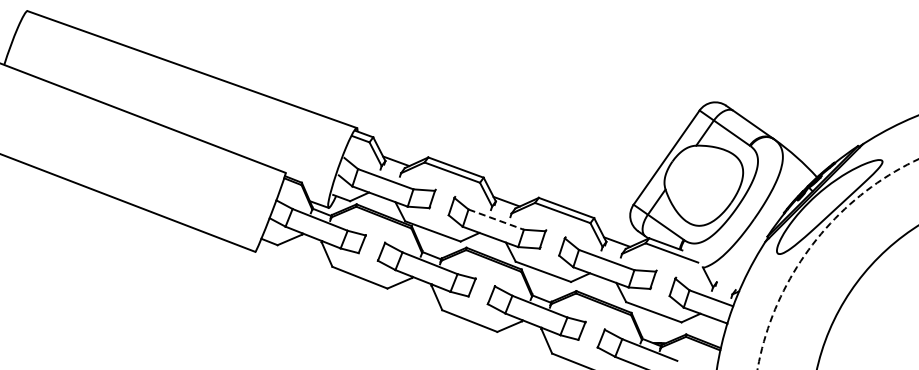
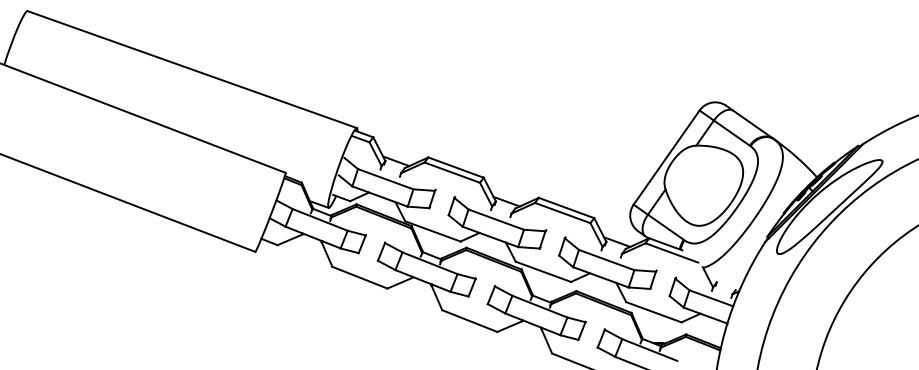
line: dashed -> solid (496, 219)
arc: dashed -> solid (812, 244)
